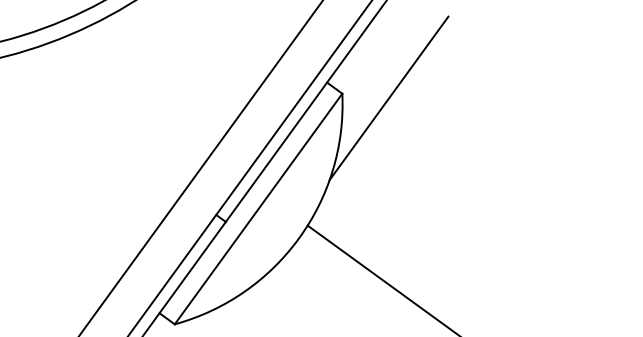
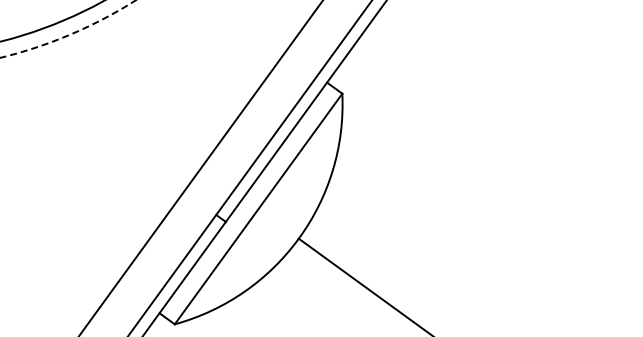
circle: solid -> dashed (67, 28)
line: present -> none (388, 98)
line position: (381, 279) -> (363, 285) (363, 285)
